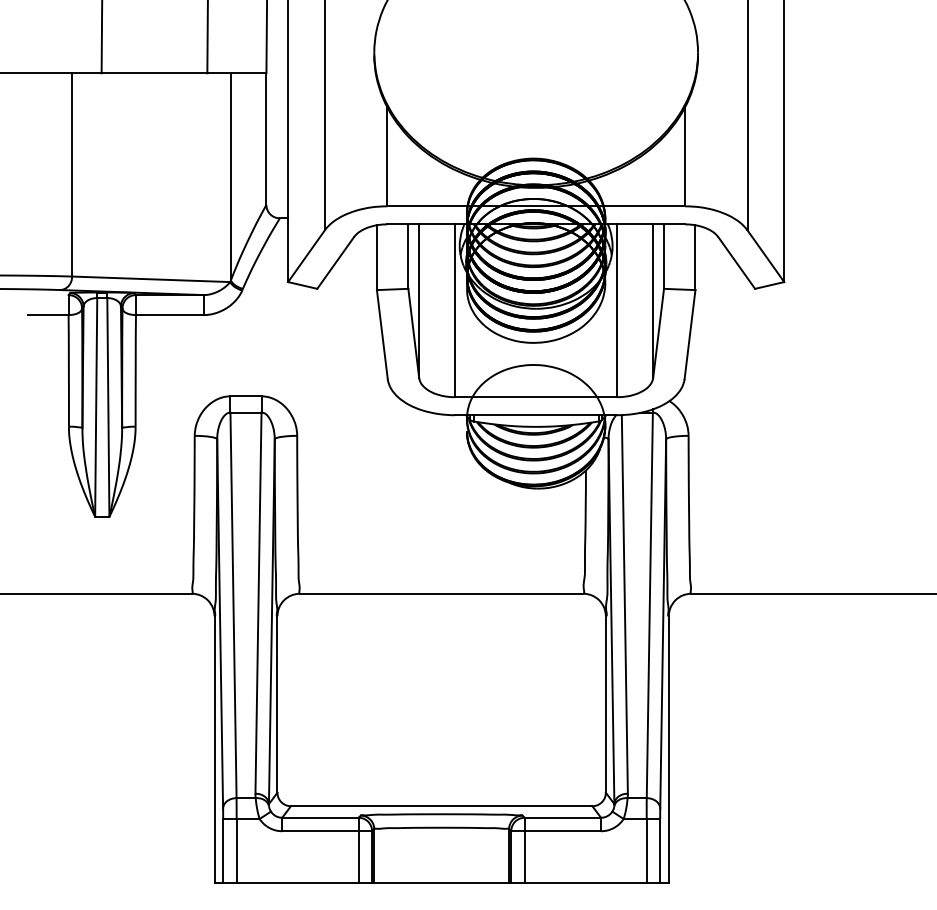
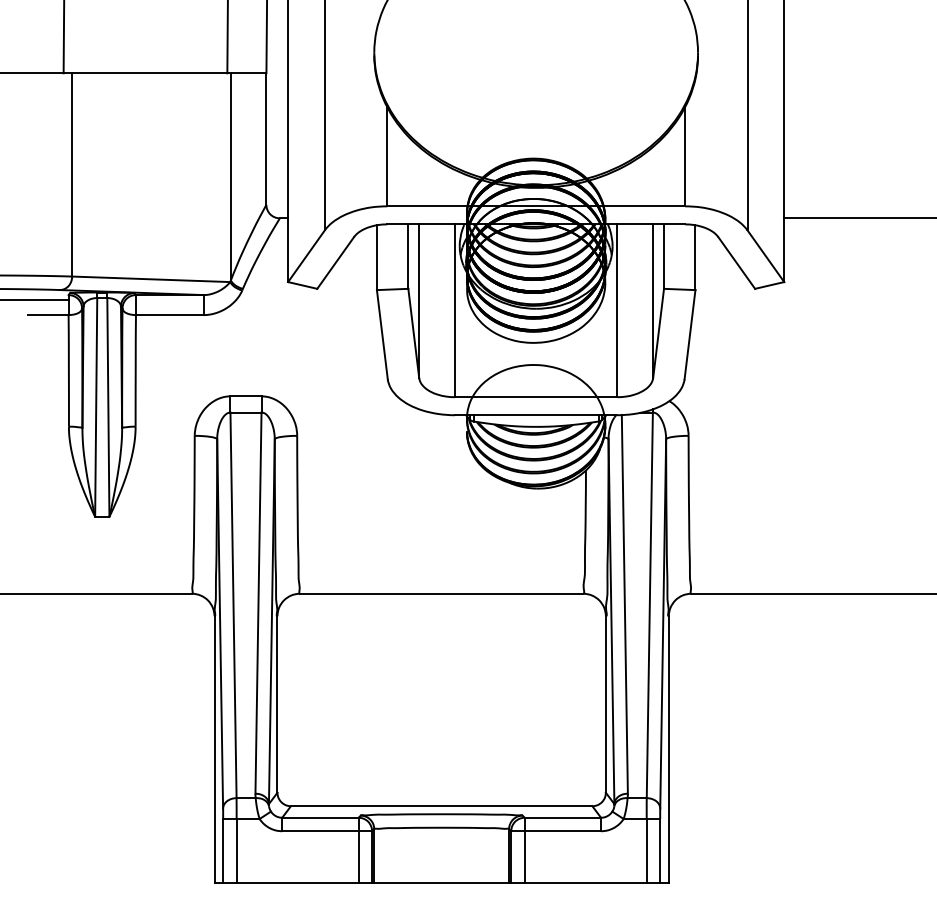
line position: (101, 37) -> (63, 37) (63, 37)
line position: (207, 37) -> (227, 37) (227, 37)
line: none -> present (858, 218)
line: none -> present (35, 300)
